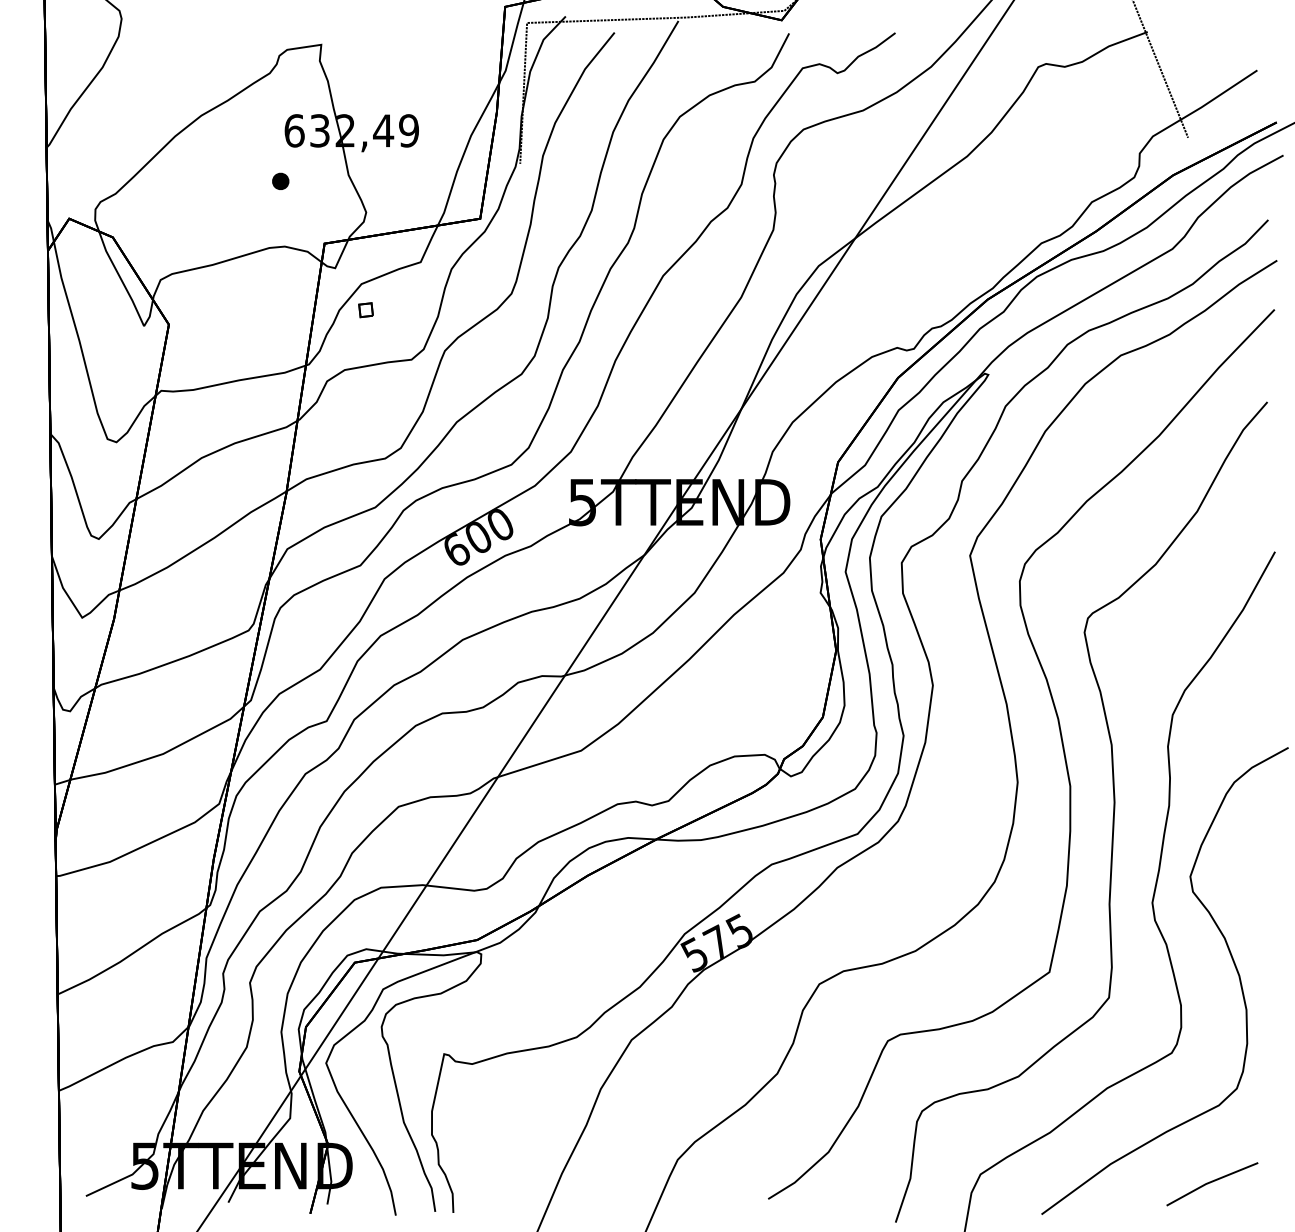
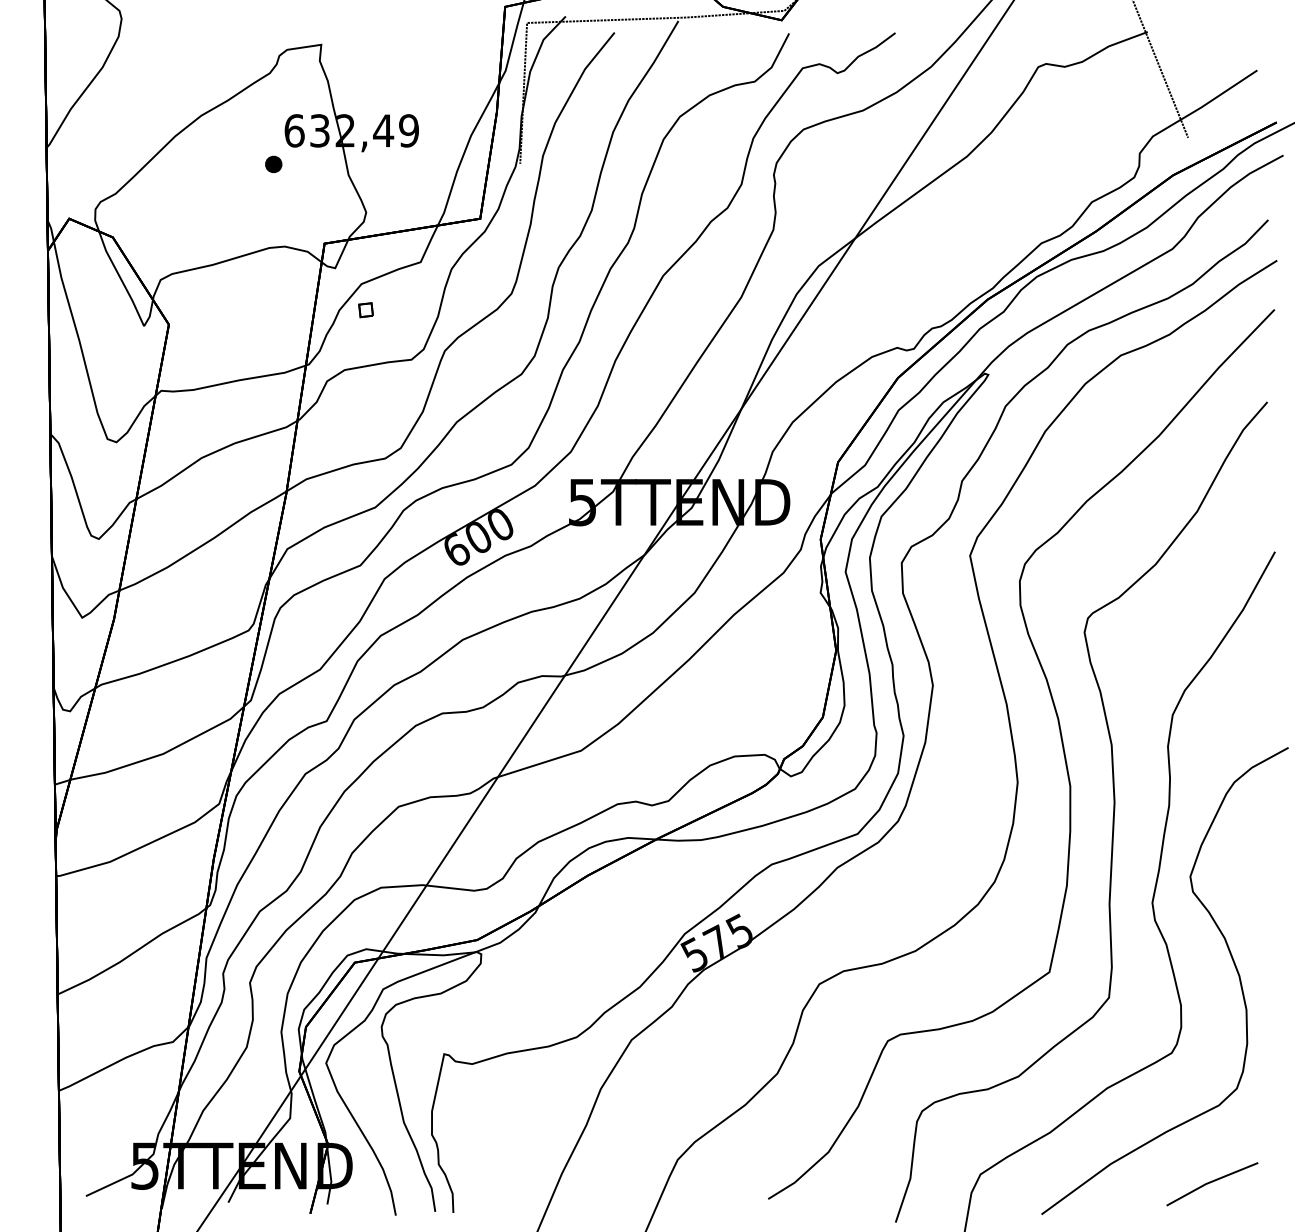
part position: (280, 180) -> (273, 163) (273, 163)
